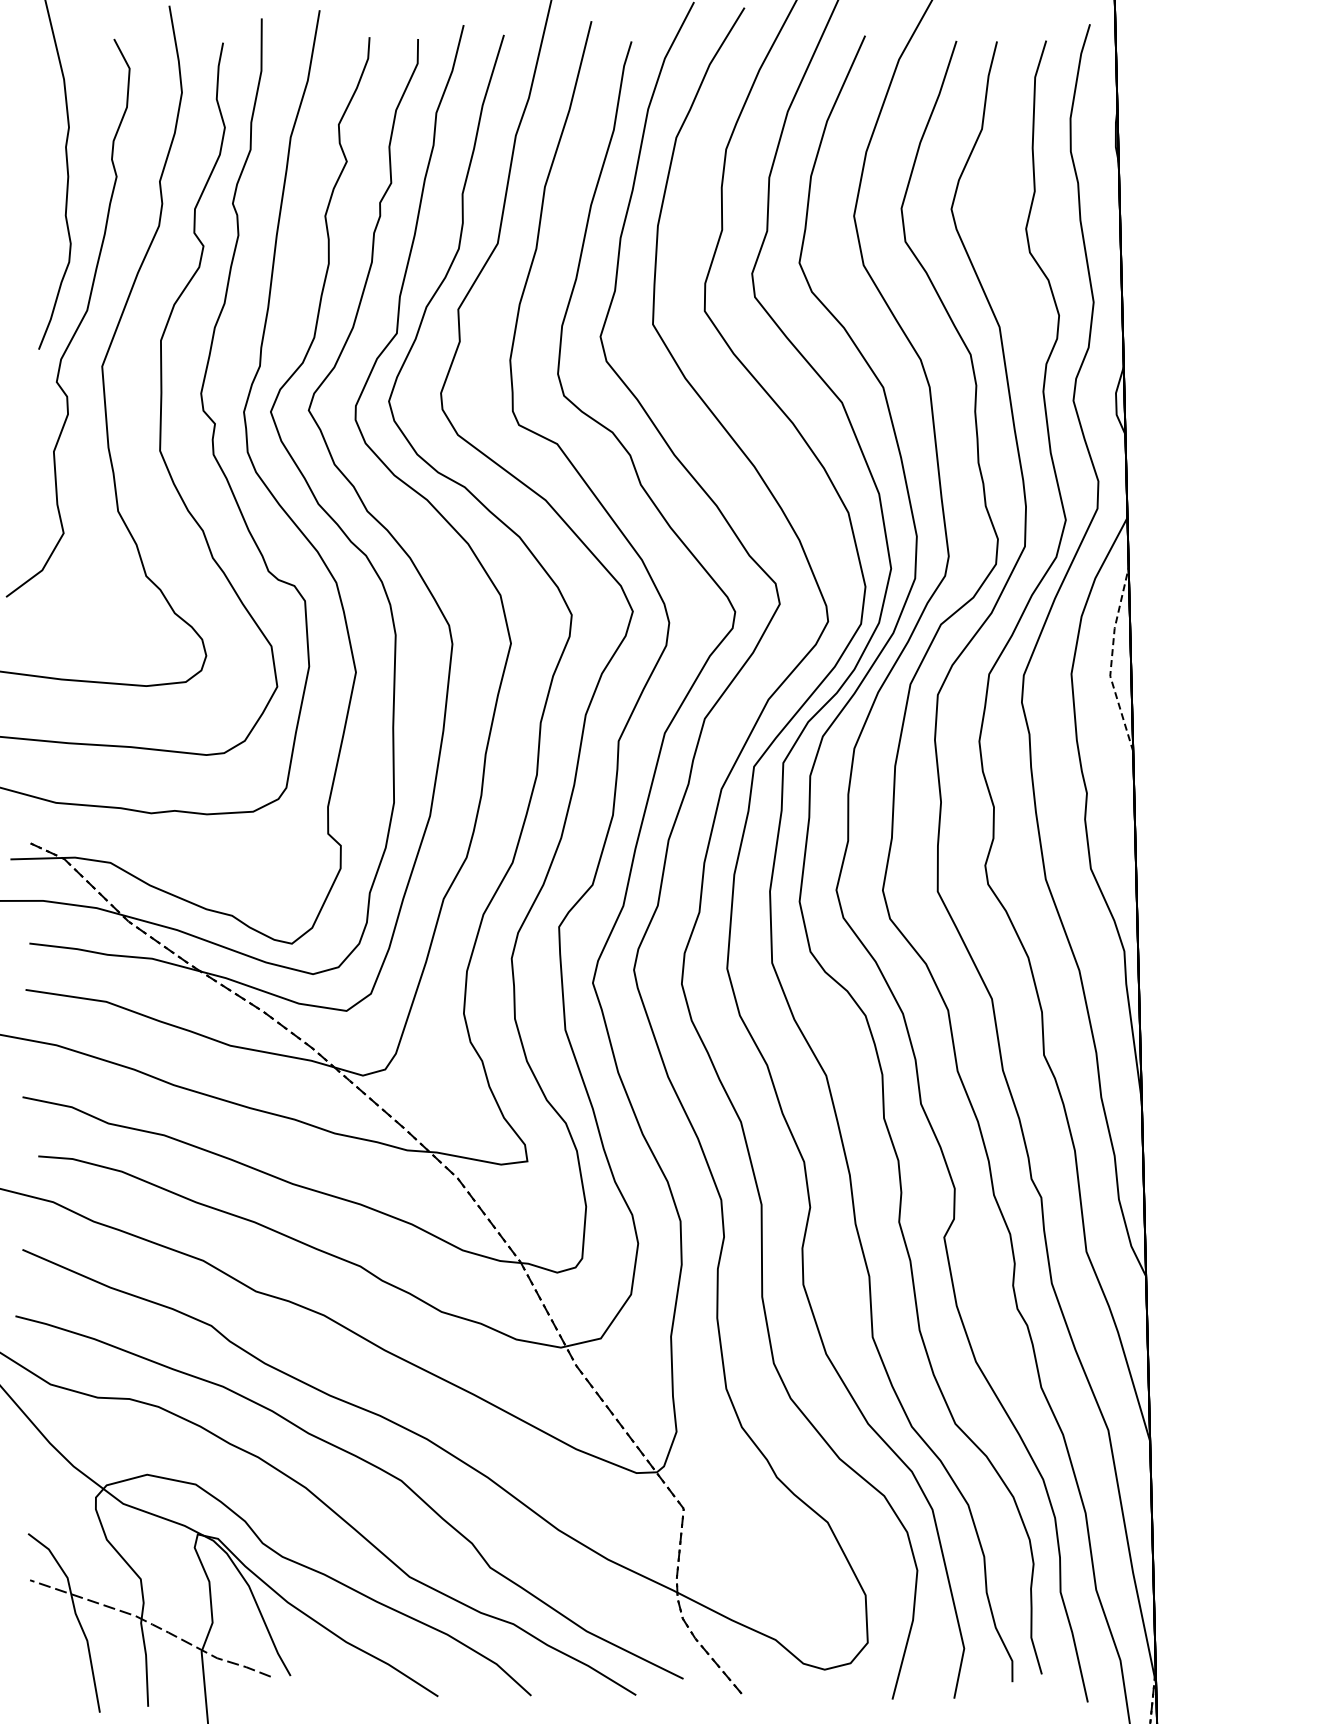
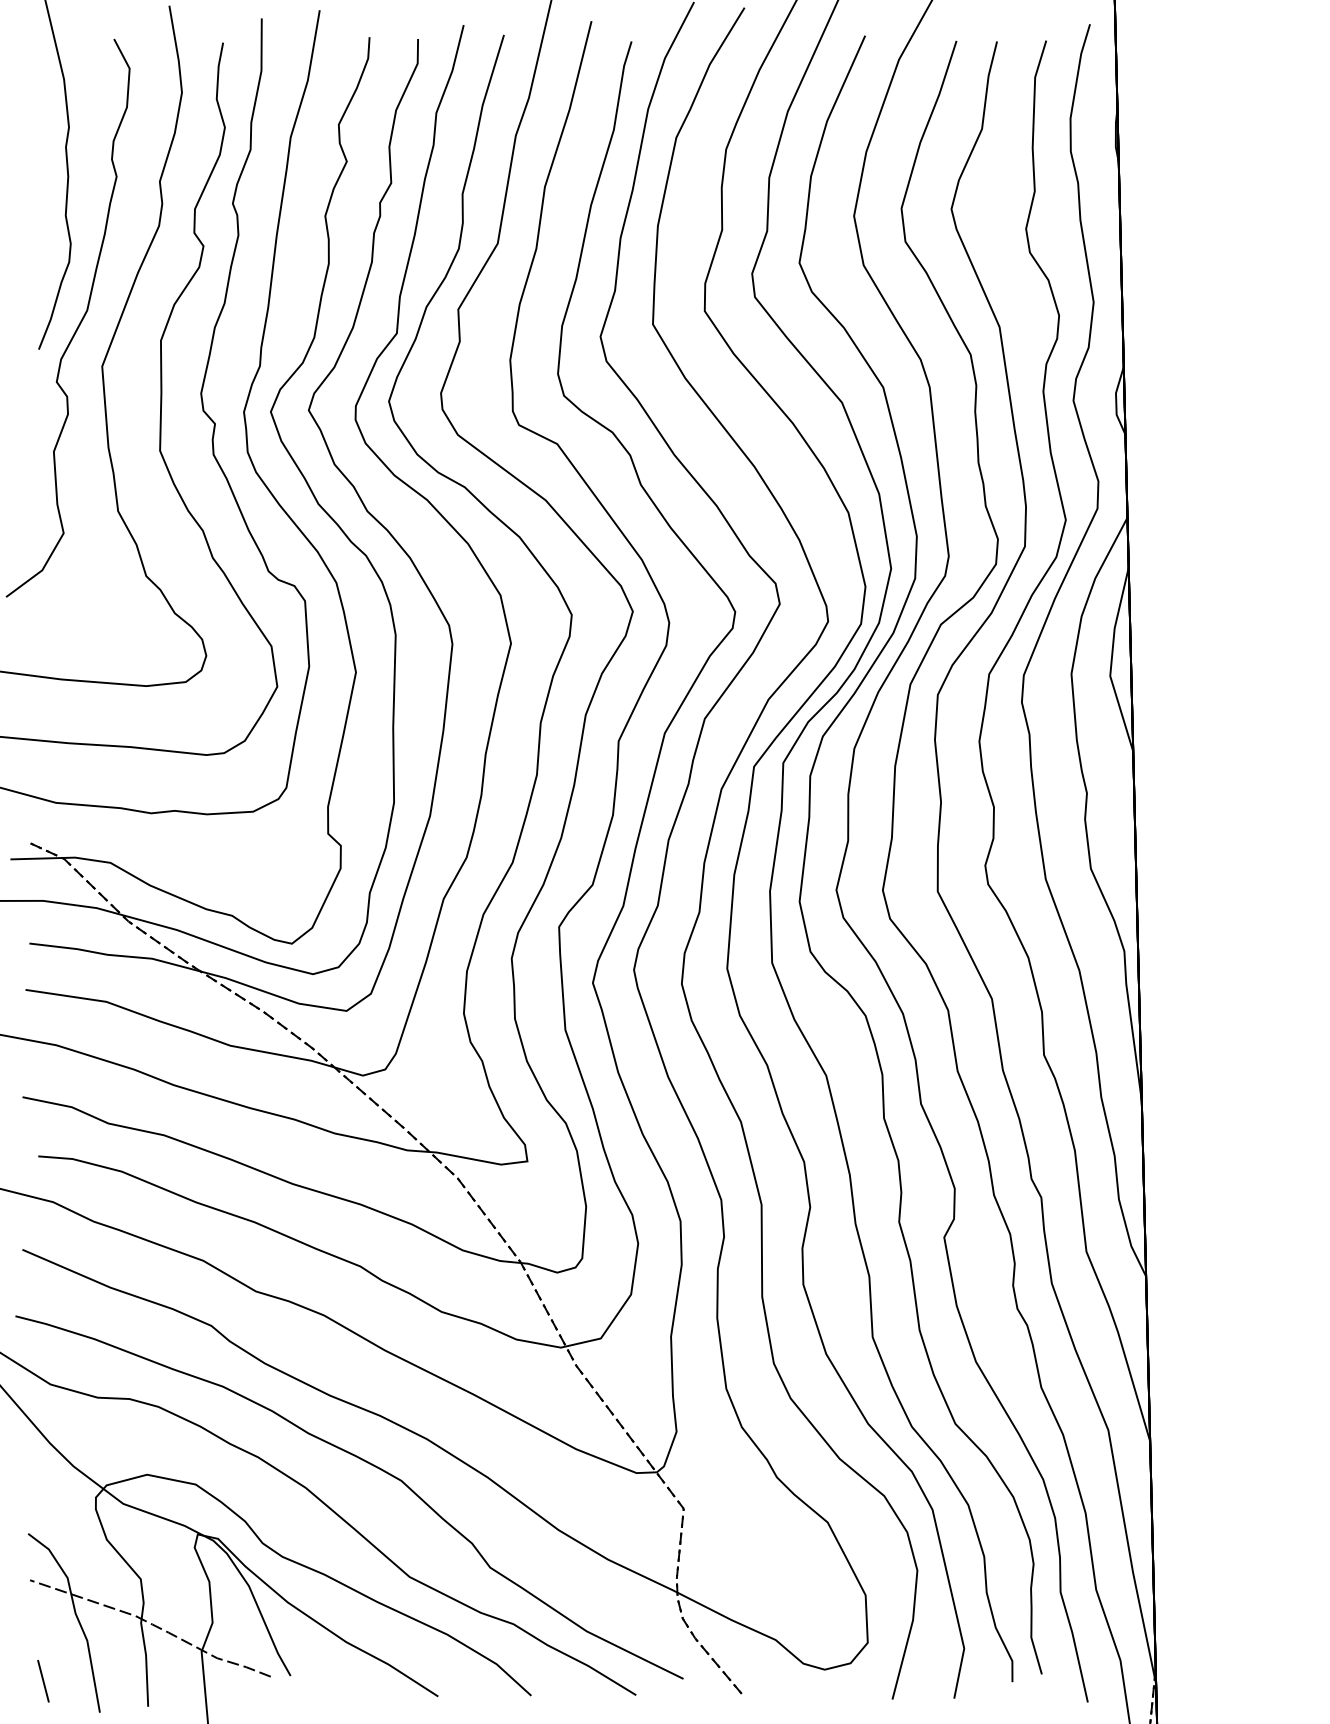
line: dashed -> solid (1111, 660)
line: none -> present (43, 1681)
